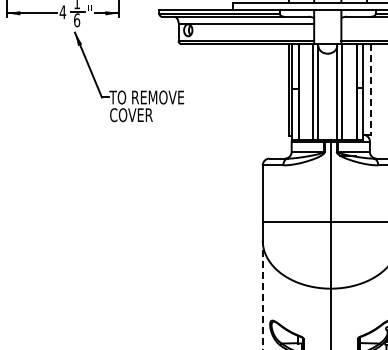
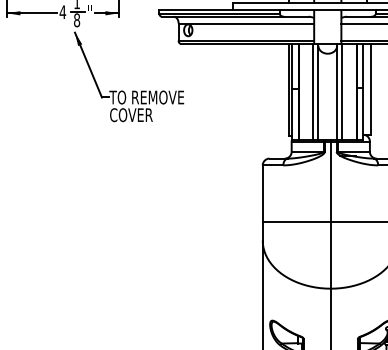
text: 6 -> 8 (77, 19)
line: none -> present (362, 23)
line: dashed -> solid (370, 89)
line: dashed -> solid (262, 294)
